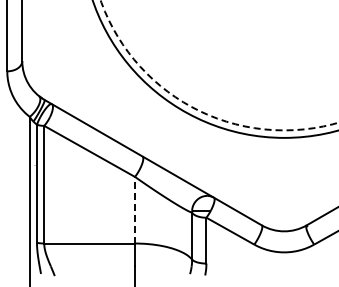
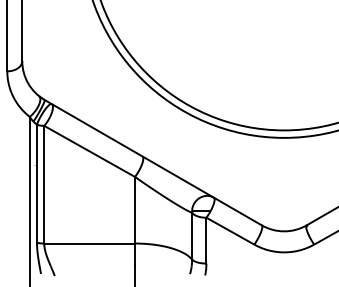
arc: dashed -> solid (194, 108)
line: dashed -> solid (135, 209)
